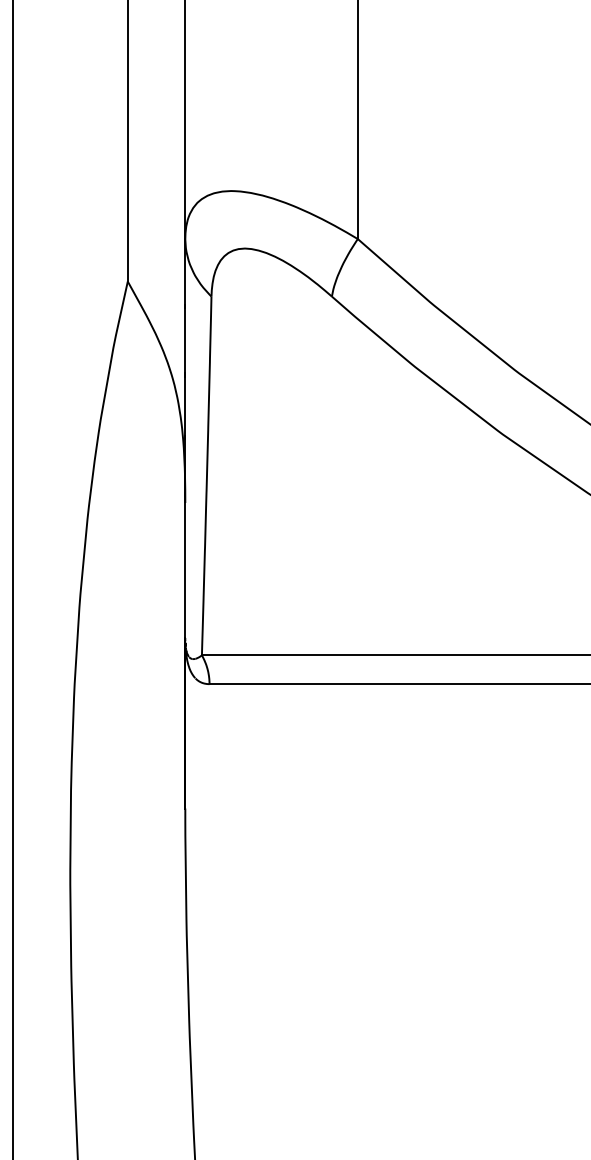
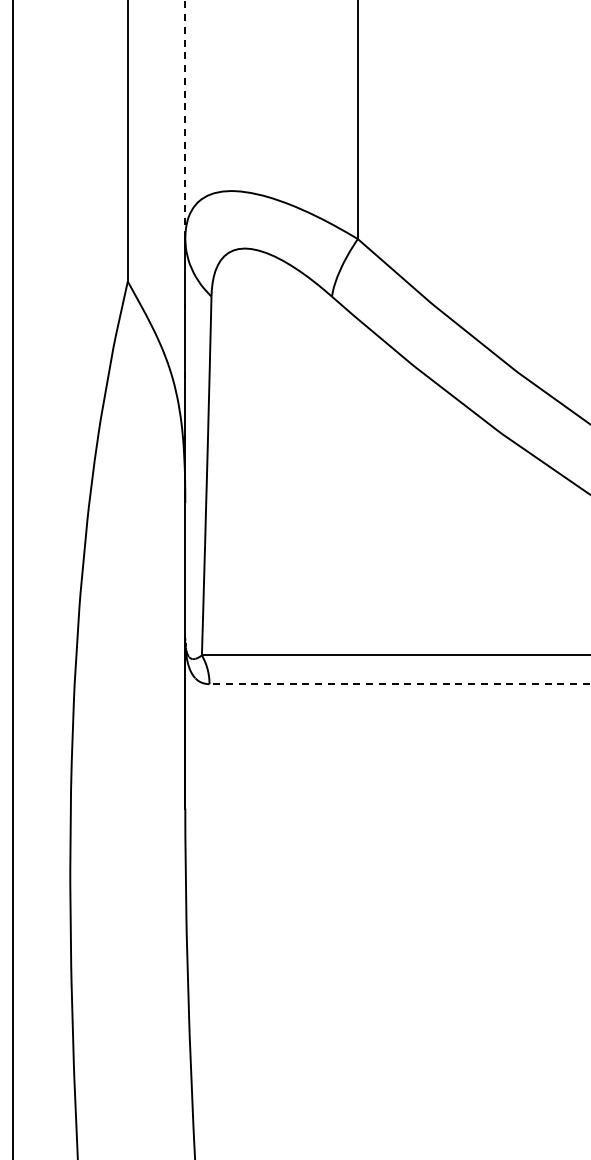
line: solid -> dashed (185, 120)
line: solid -> dashed (399, 684)
